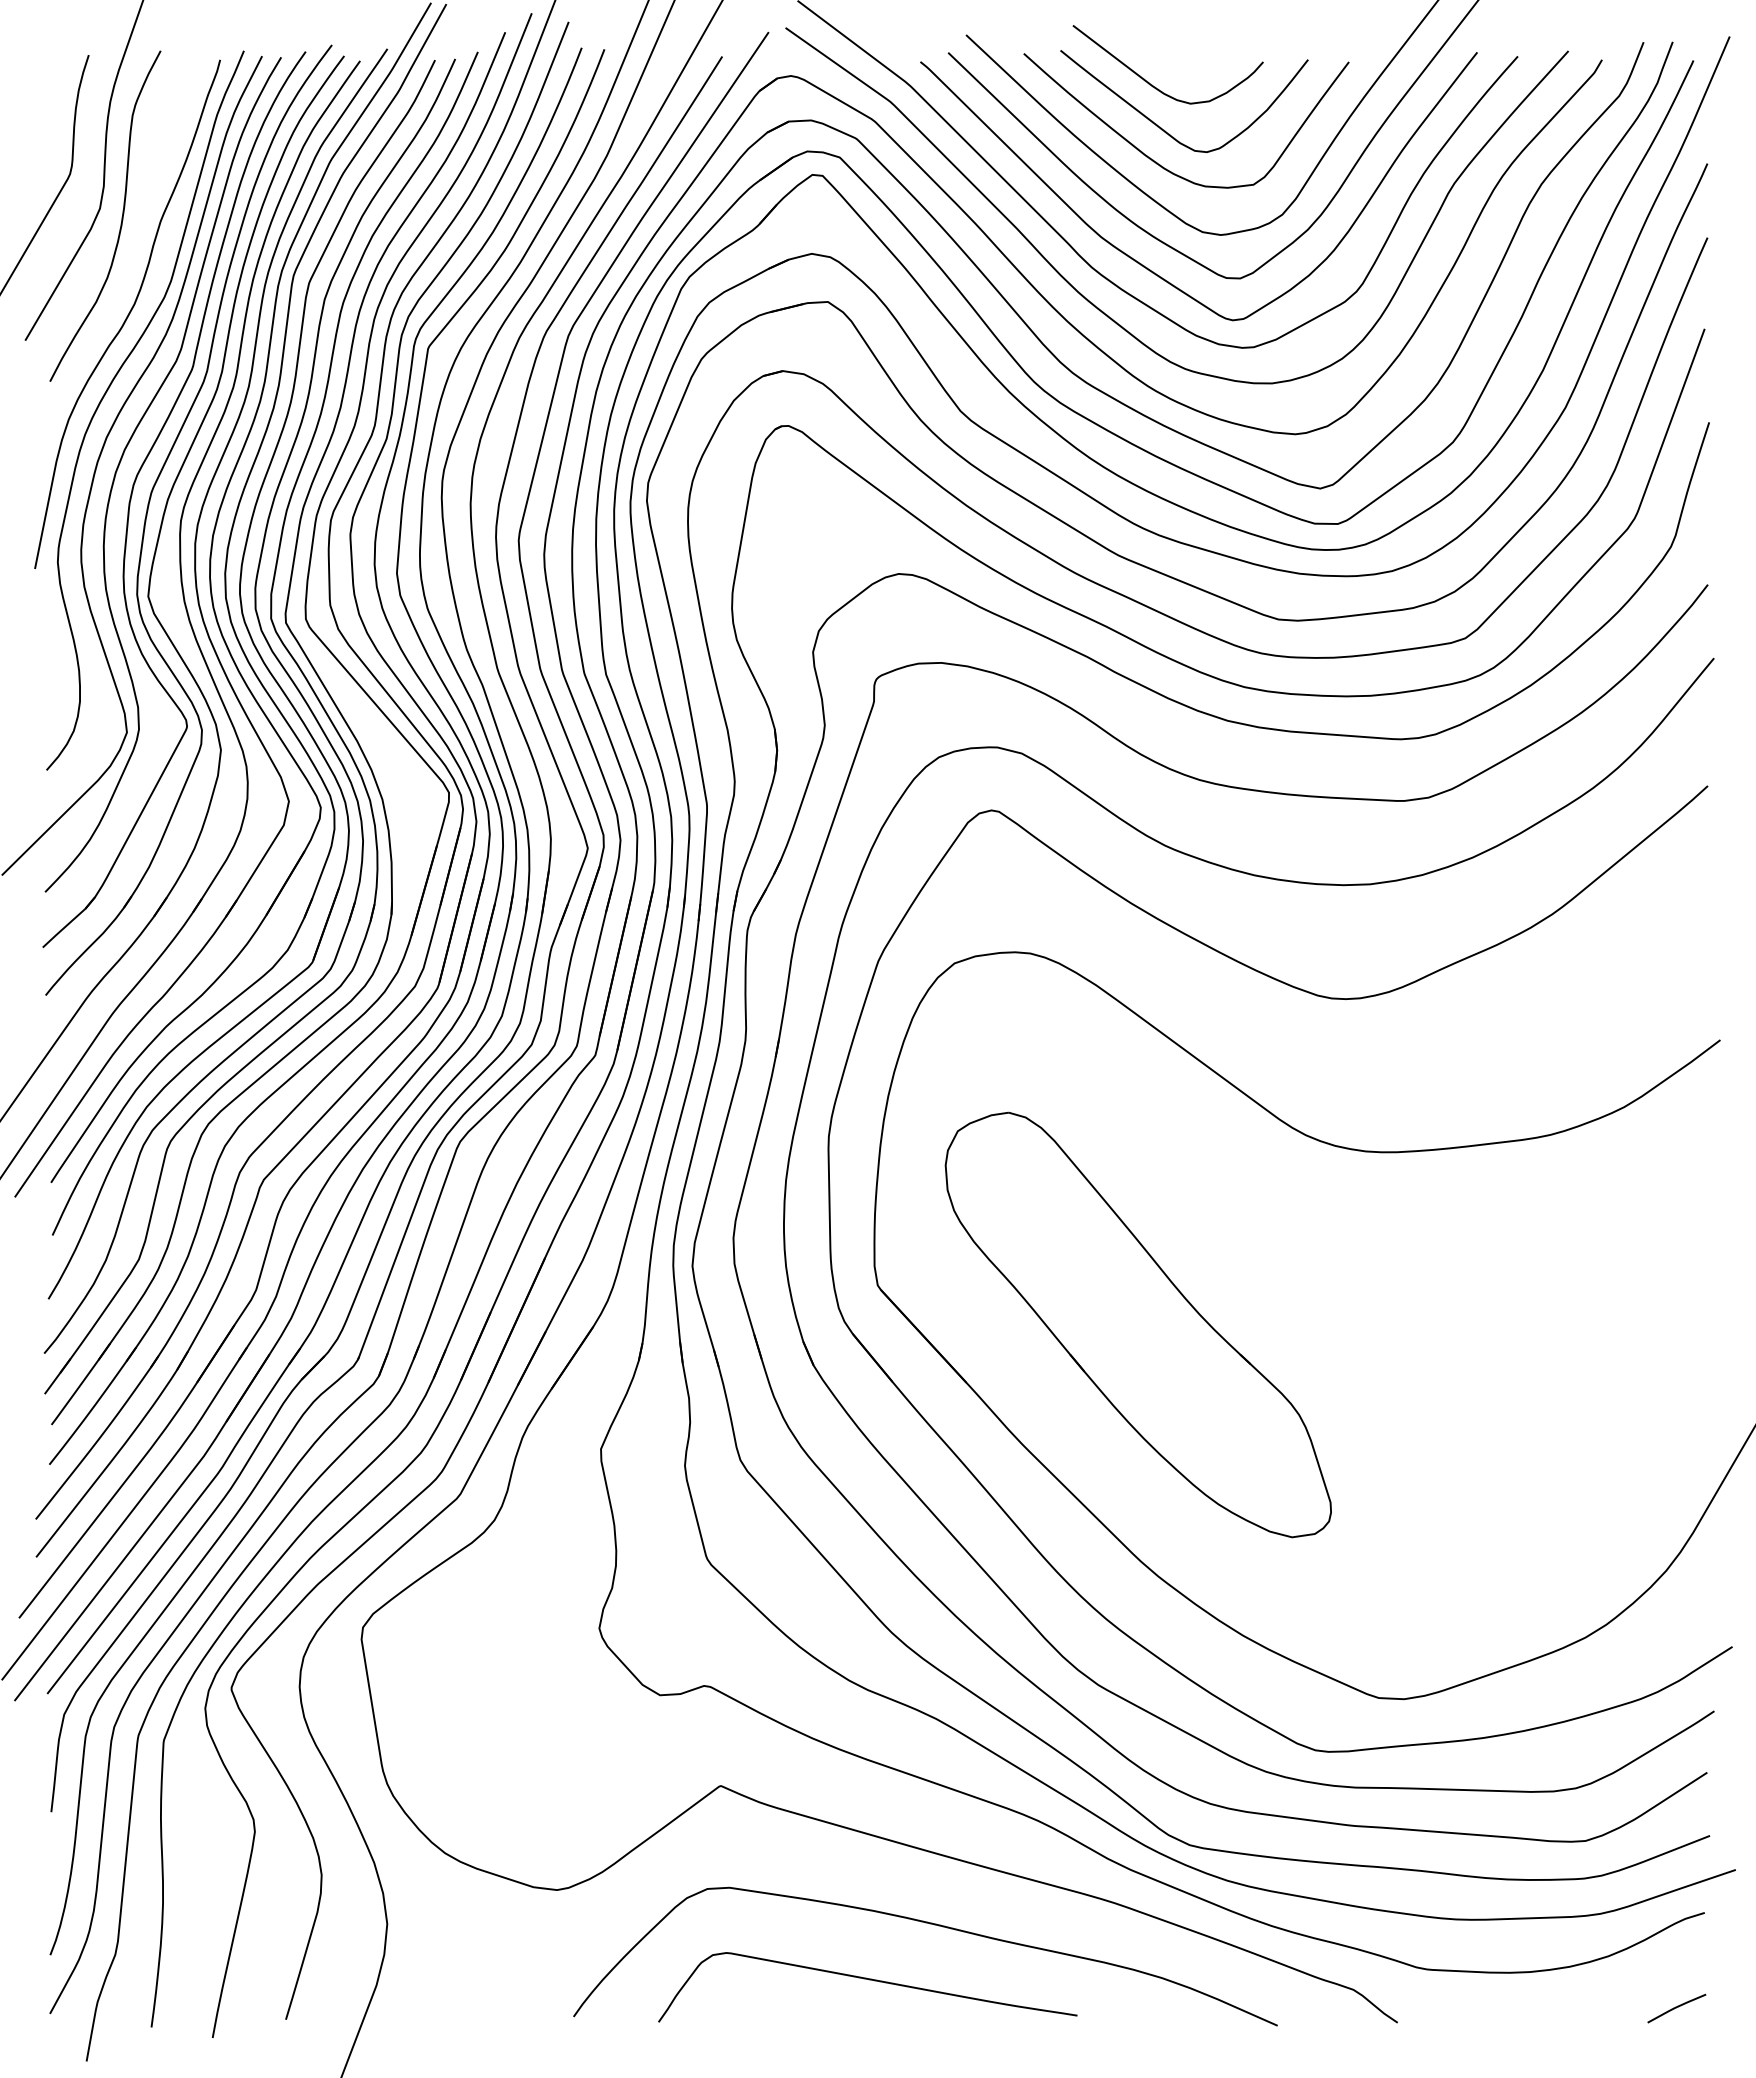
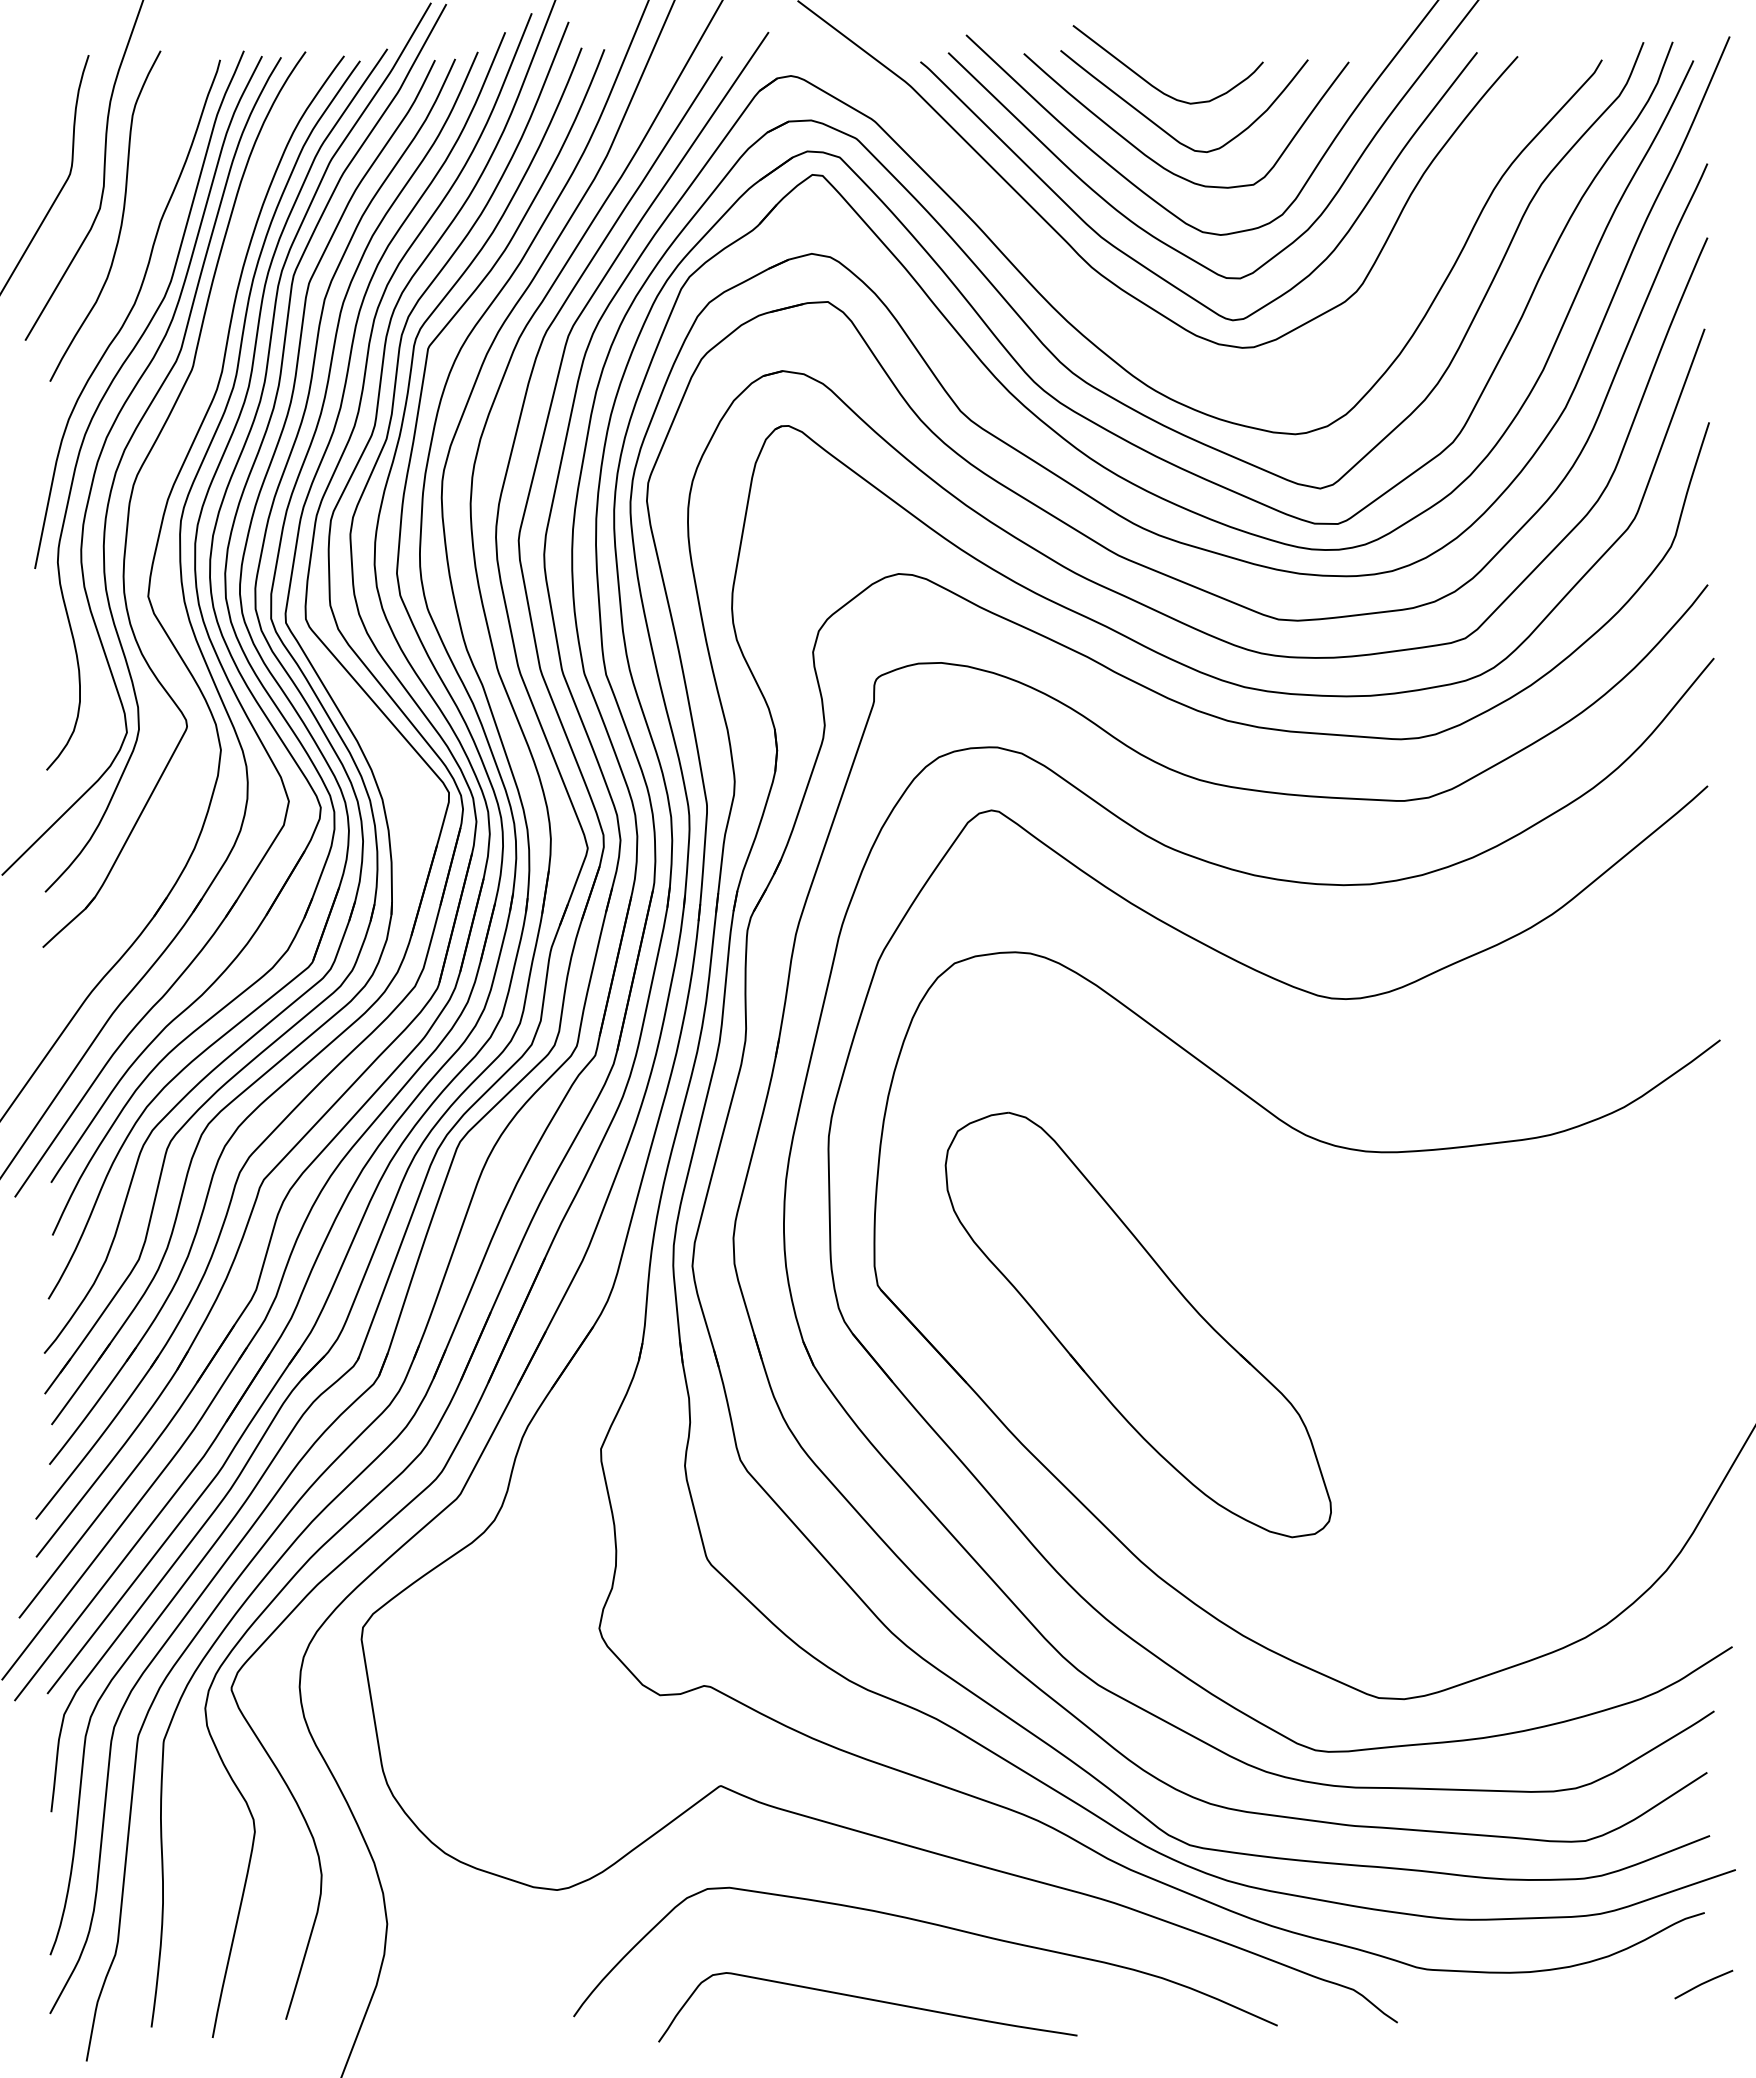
curve: present -> none (1098, 307)
part: present -> none (148, 511)
curve position: (869, 1980) -> (869, 2000) (869, 2000)
line position: (1676, 2008) -> (1703, 1984) (1703, 1984)
